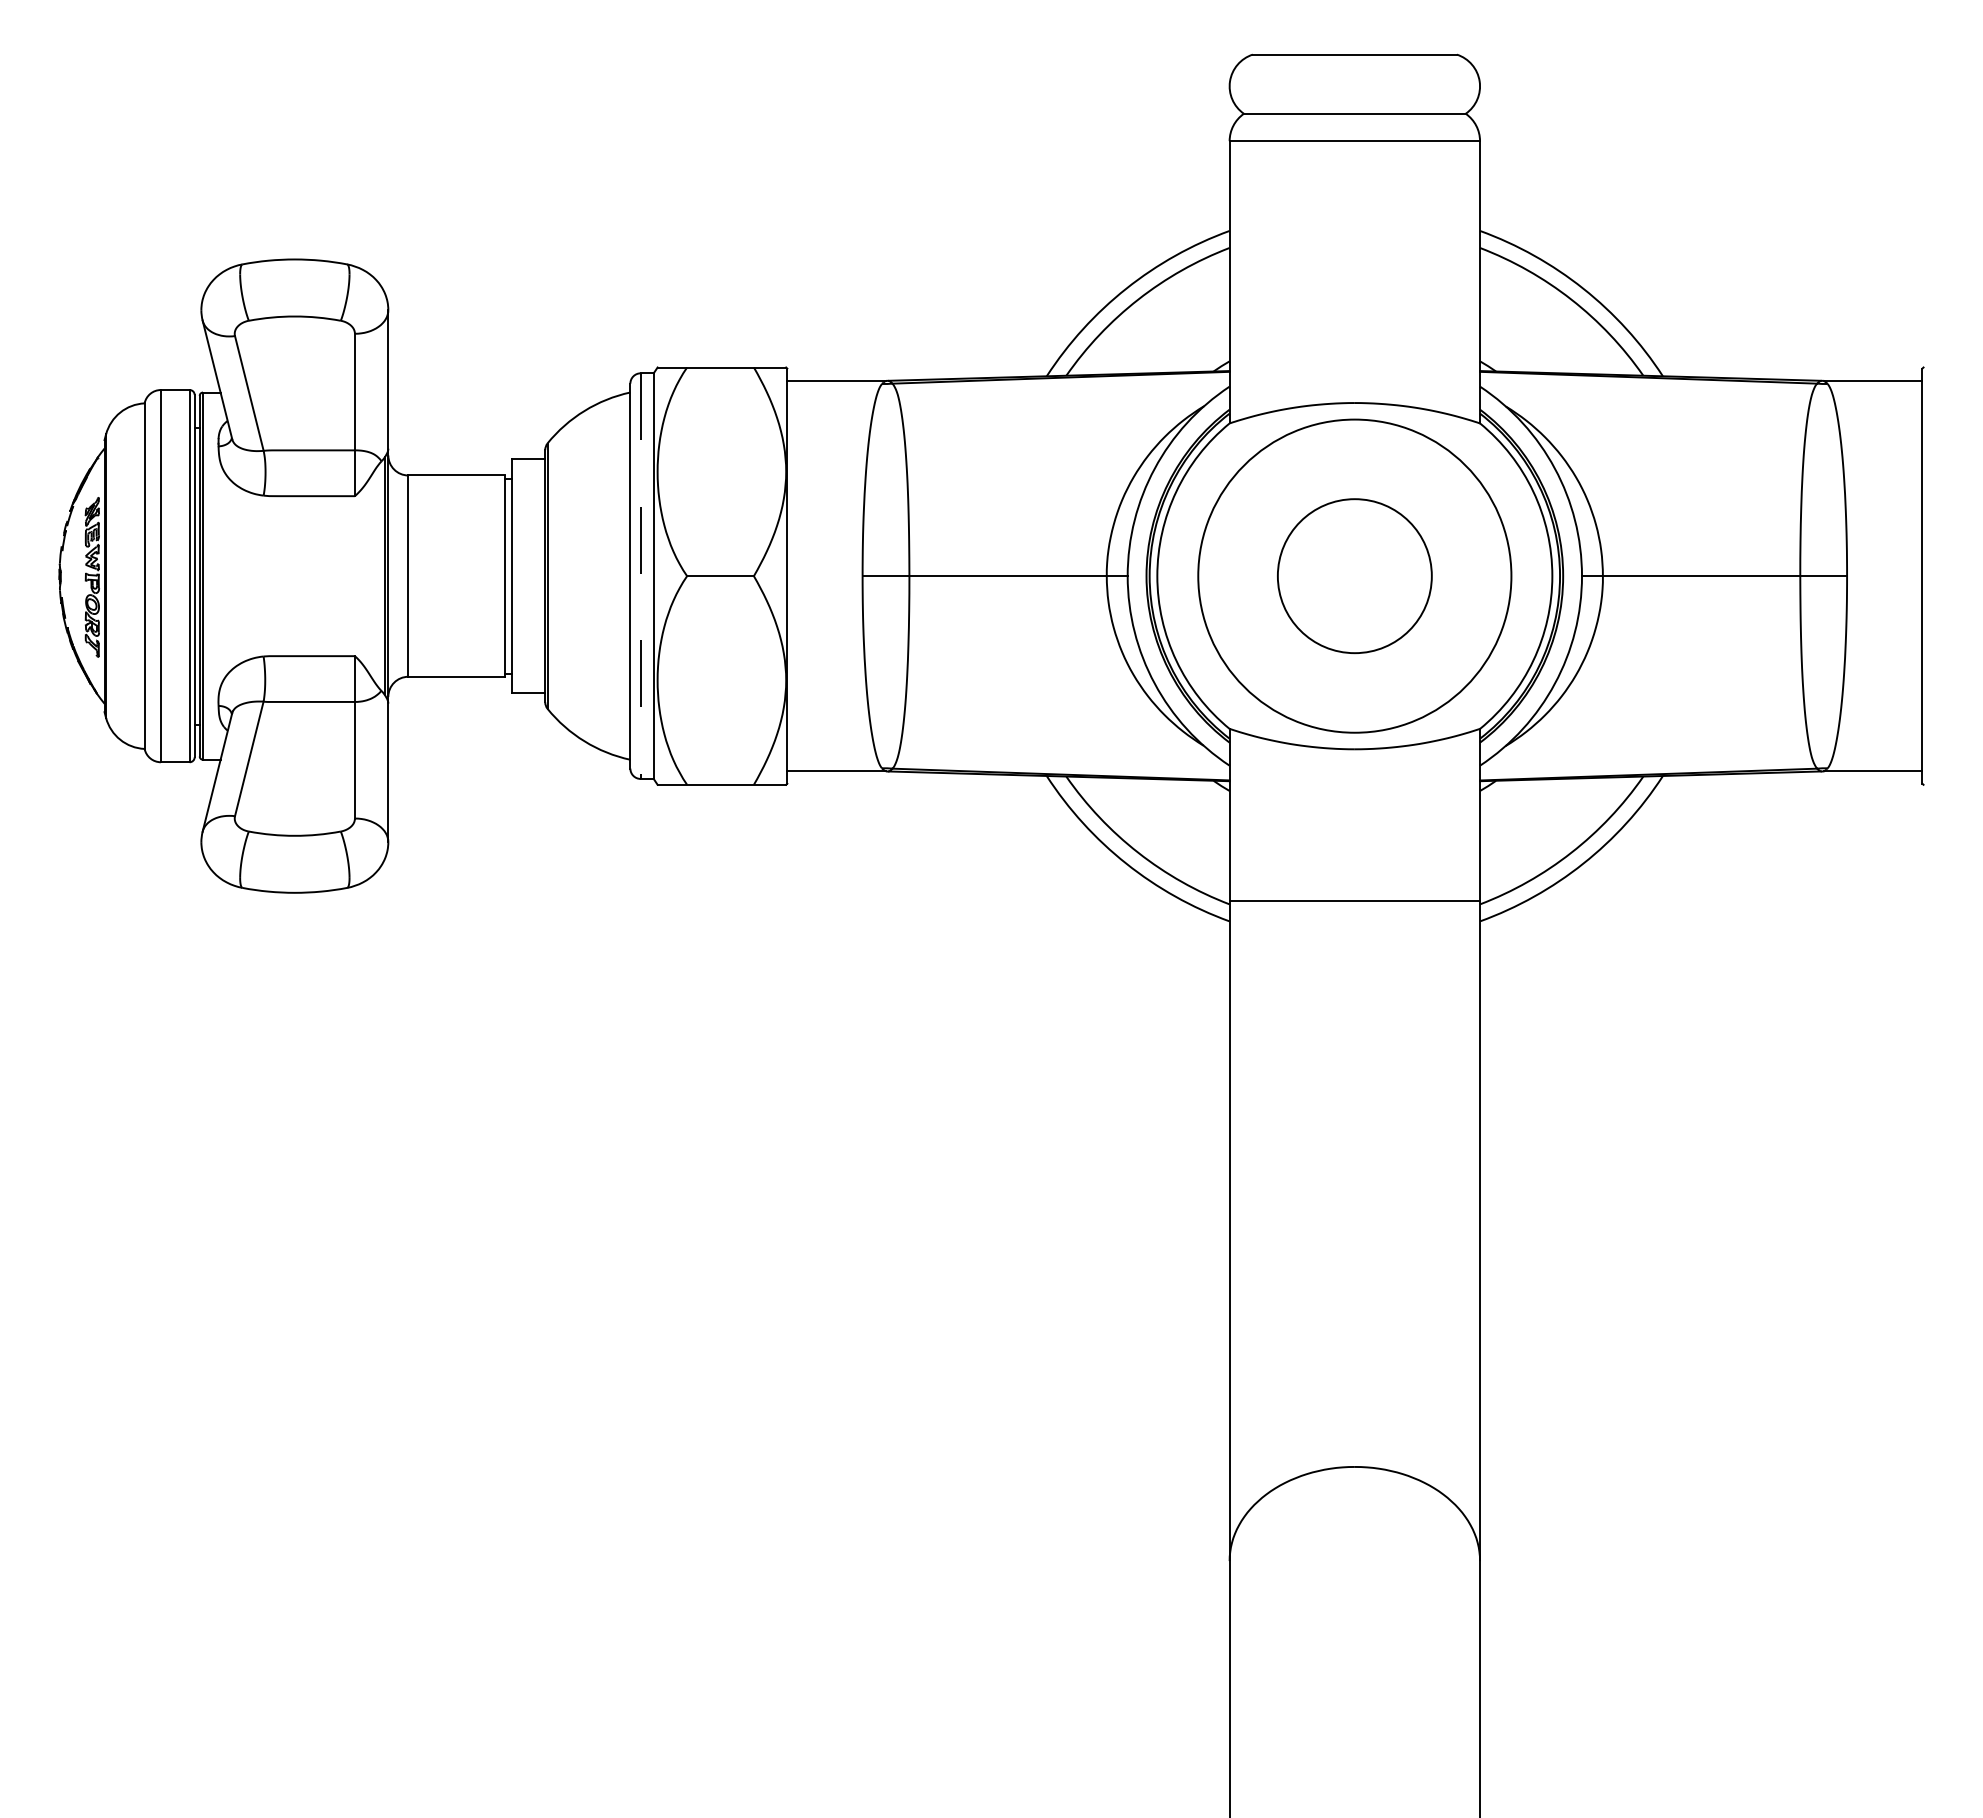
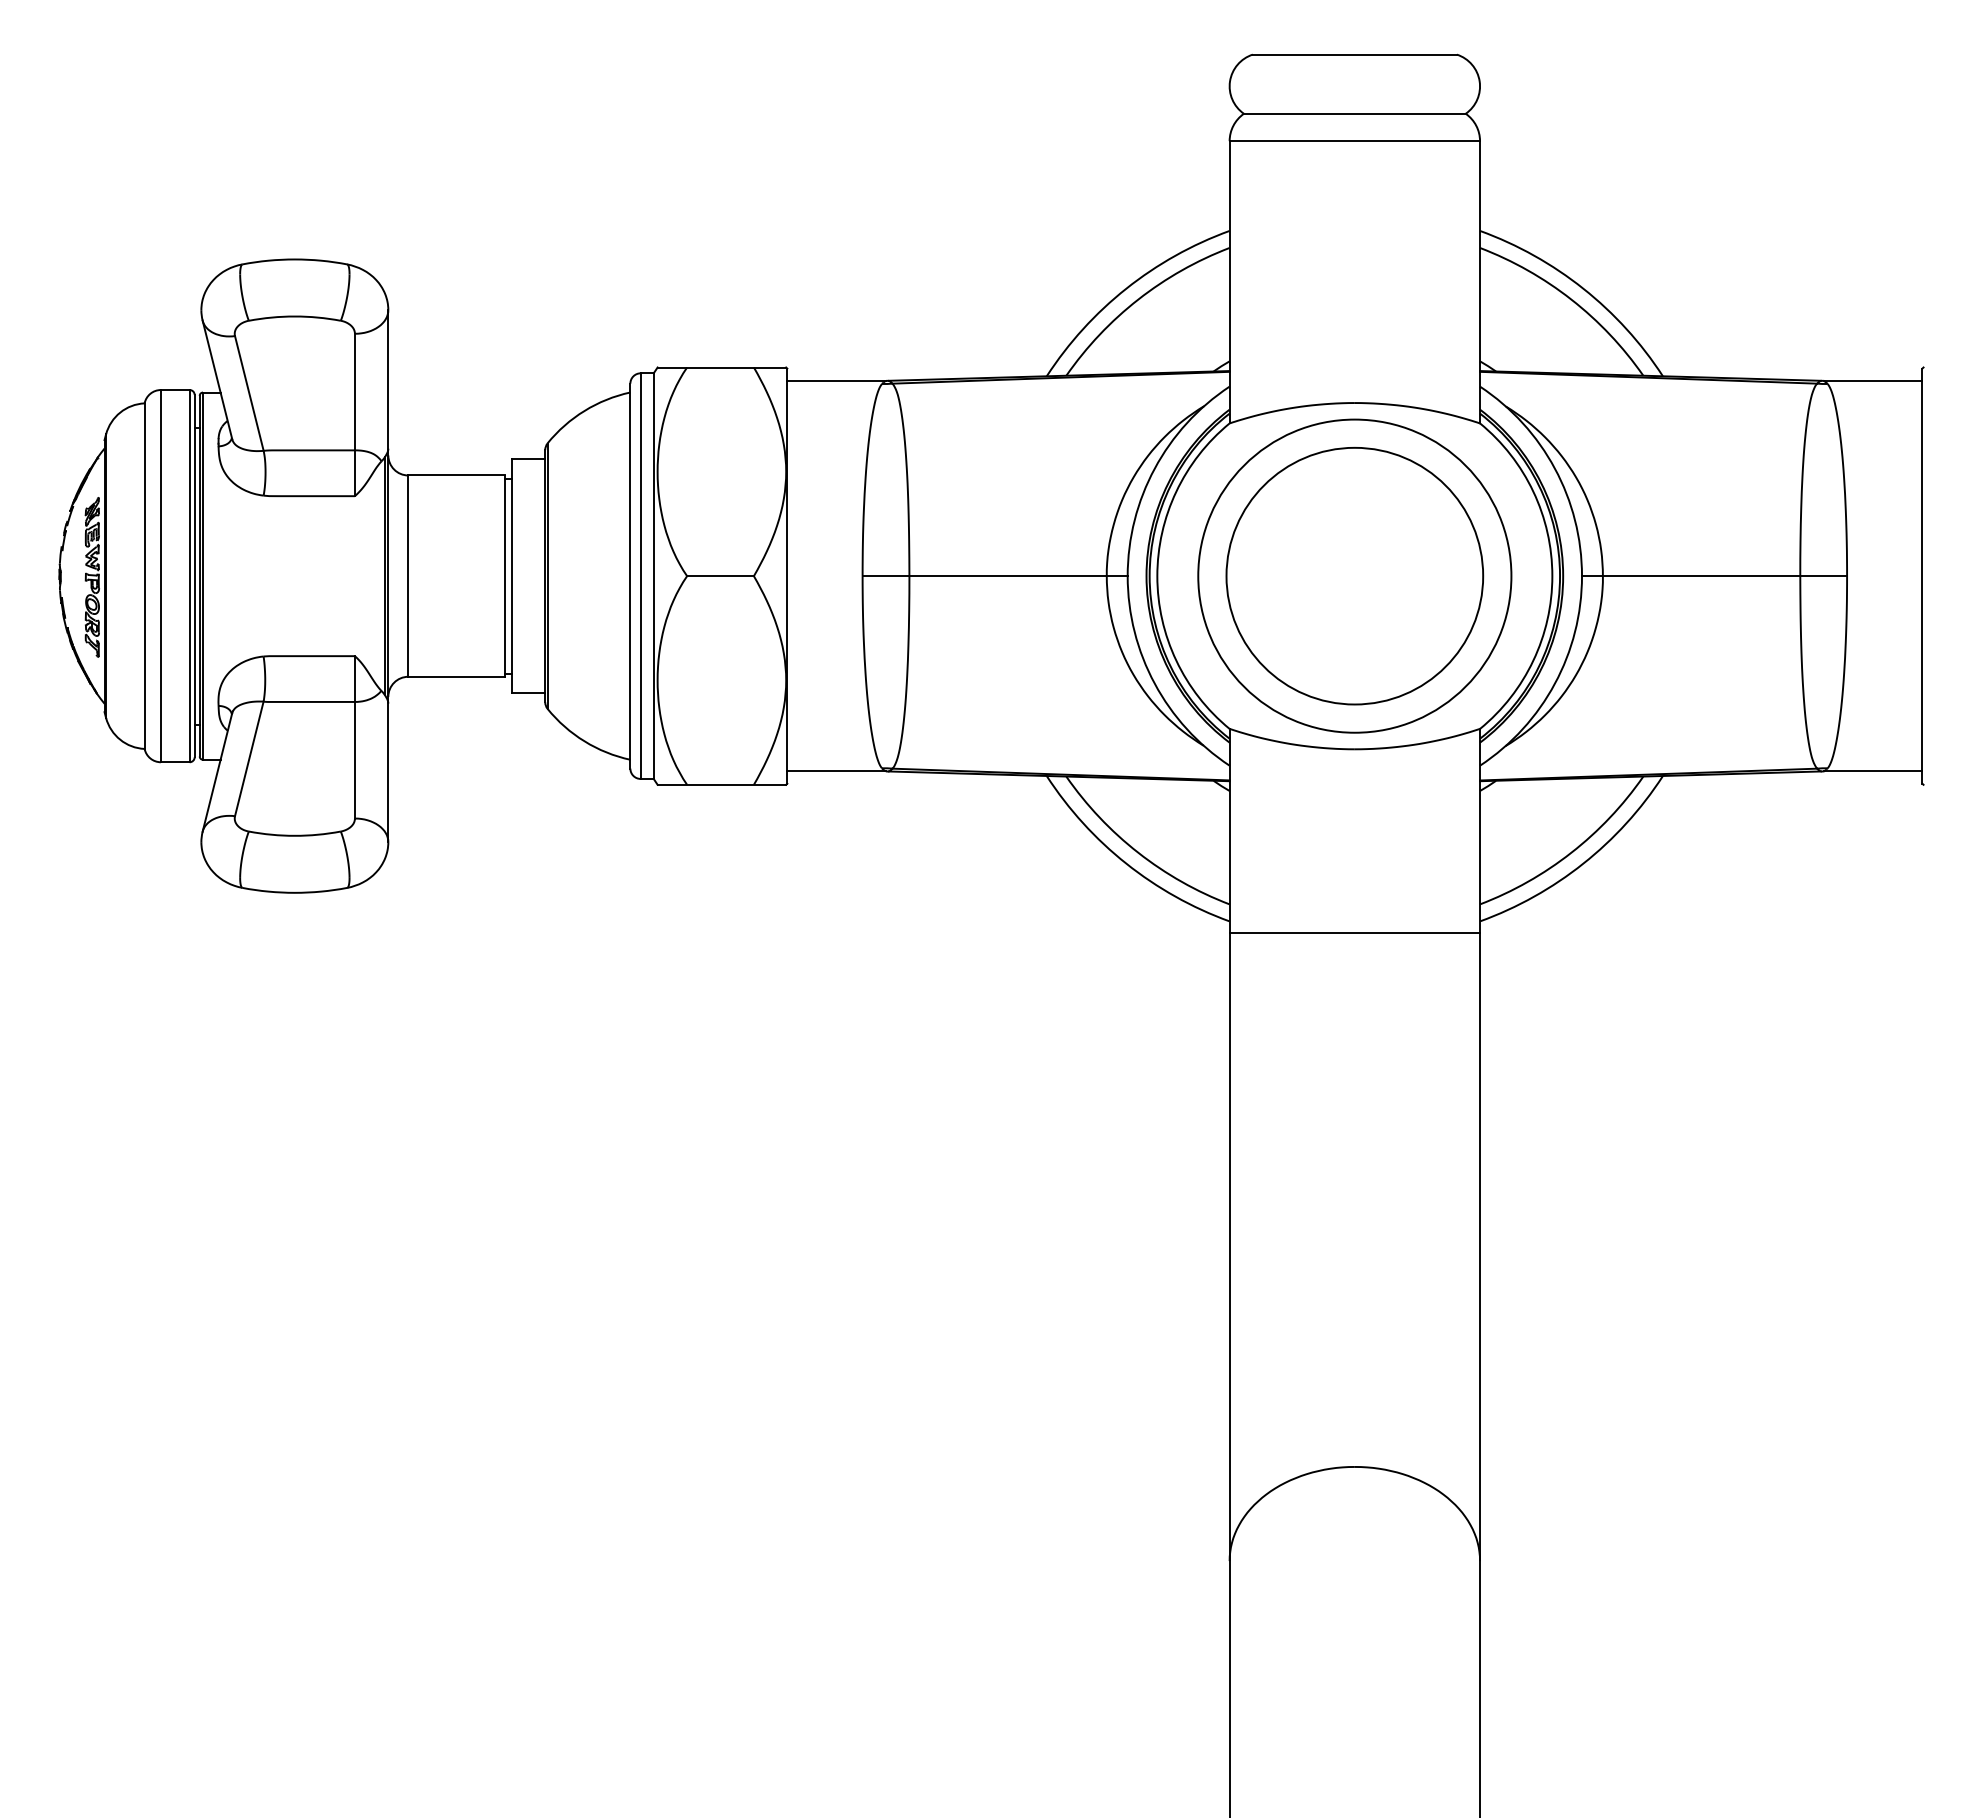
line: dashed -> solid (640, 576)
circle diameter: 154 px -> 257 px (1354, 575)
line position: (1354, 901) -> (1354, 933) (1354, 933)
